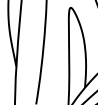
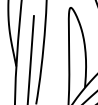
line: none -> present (30, 58)
